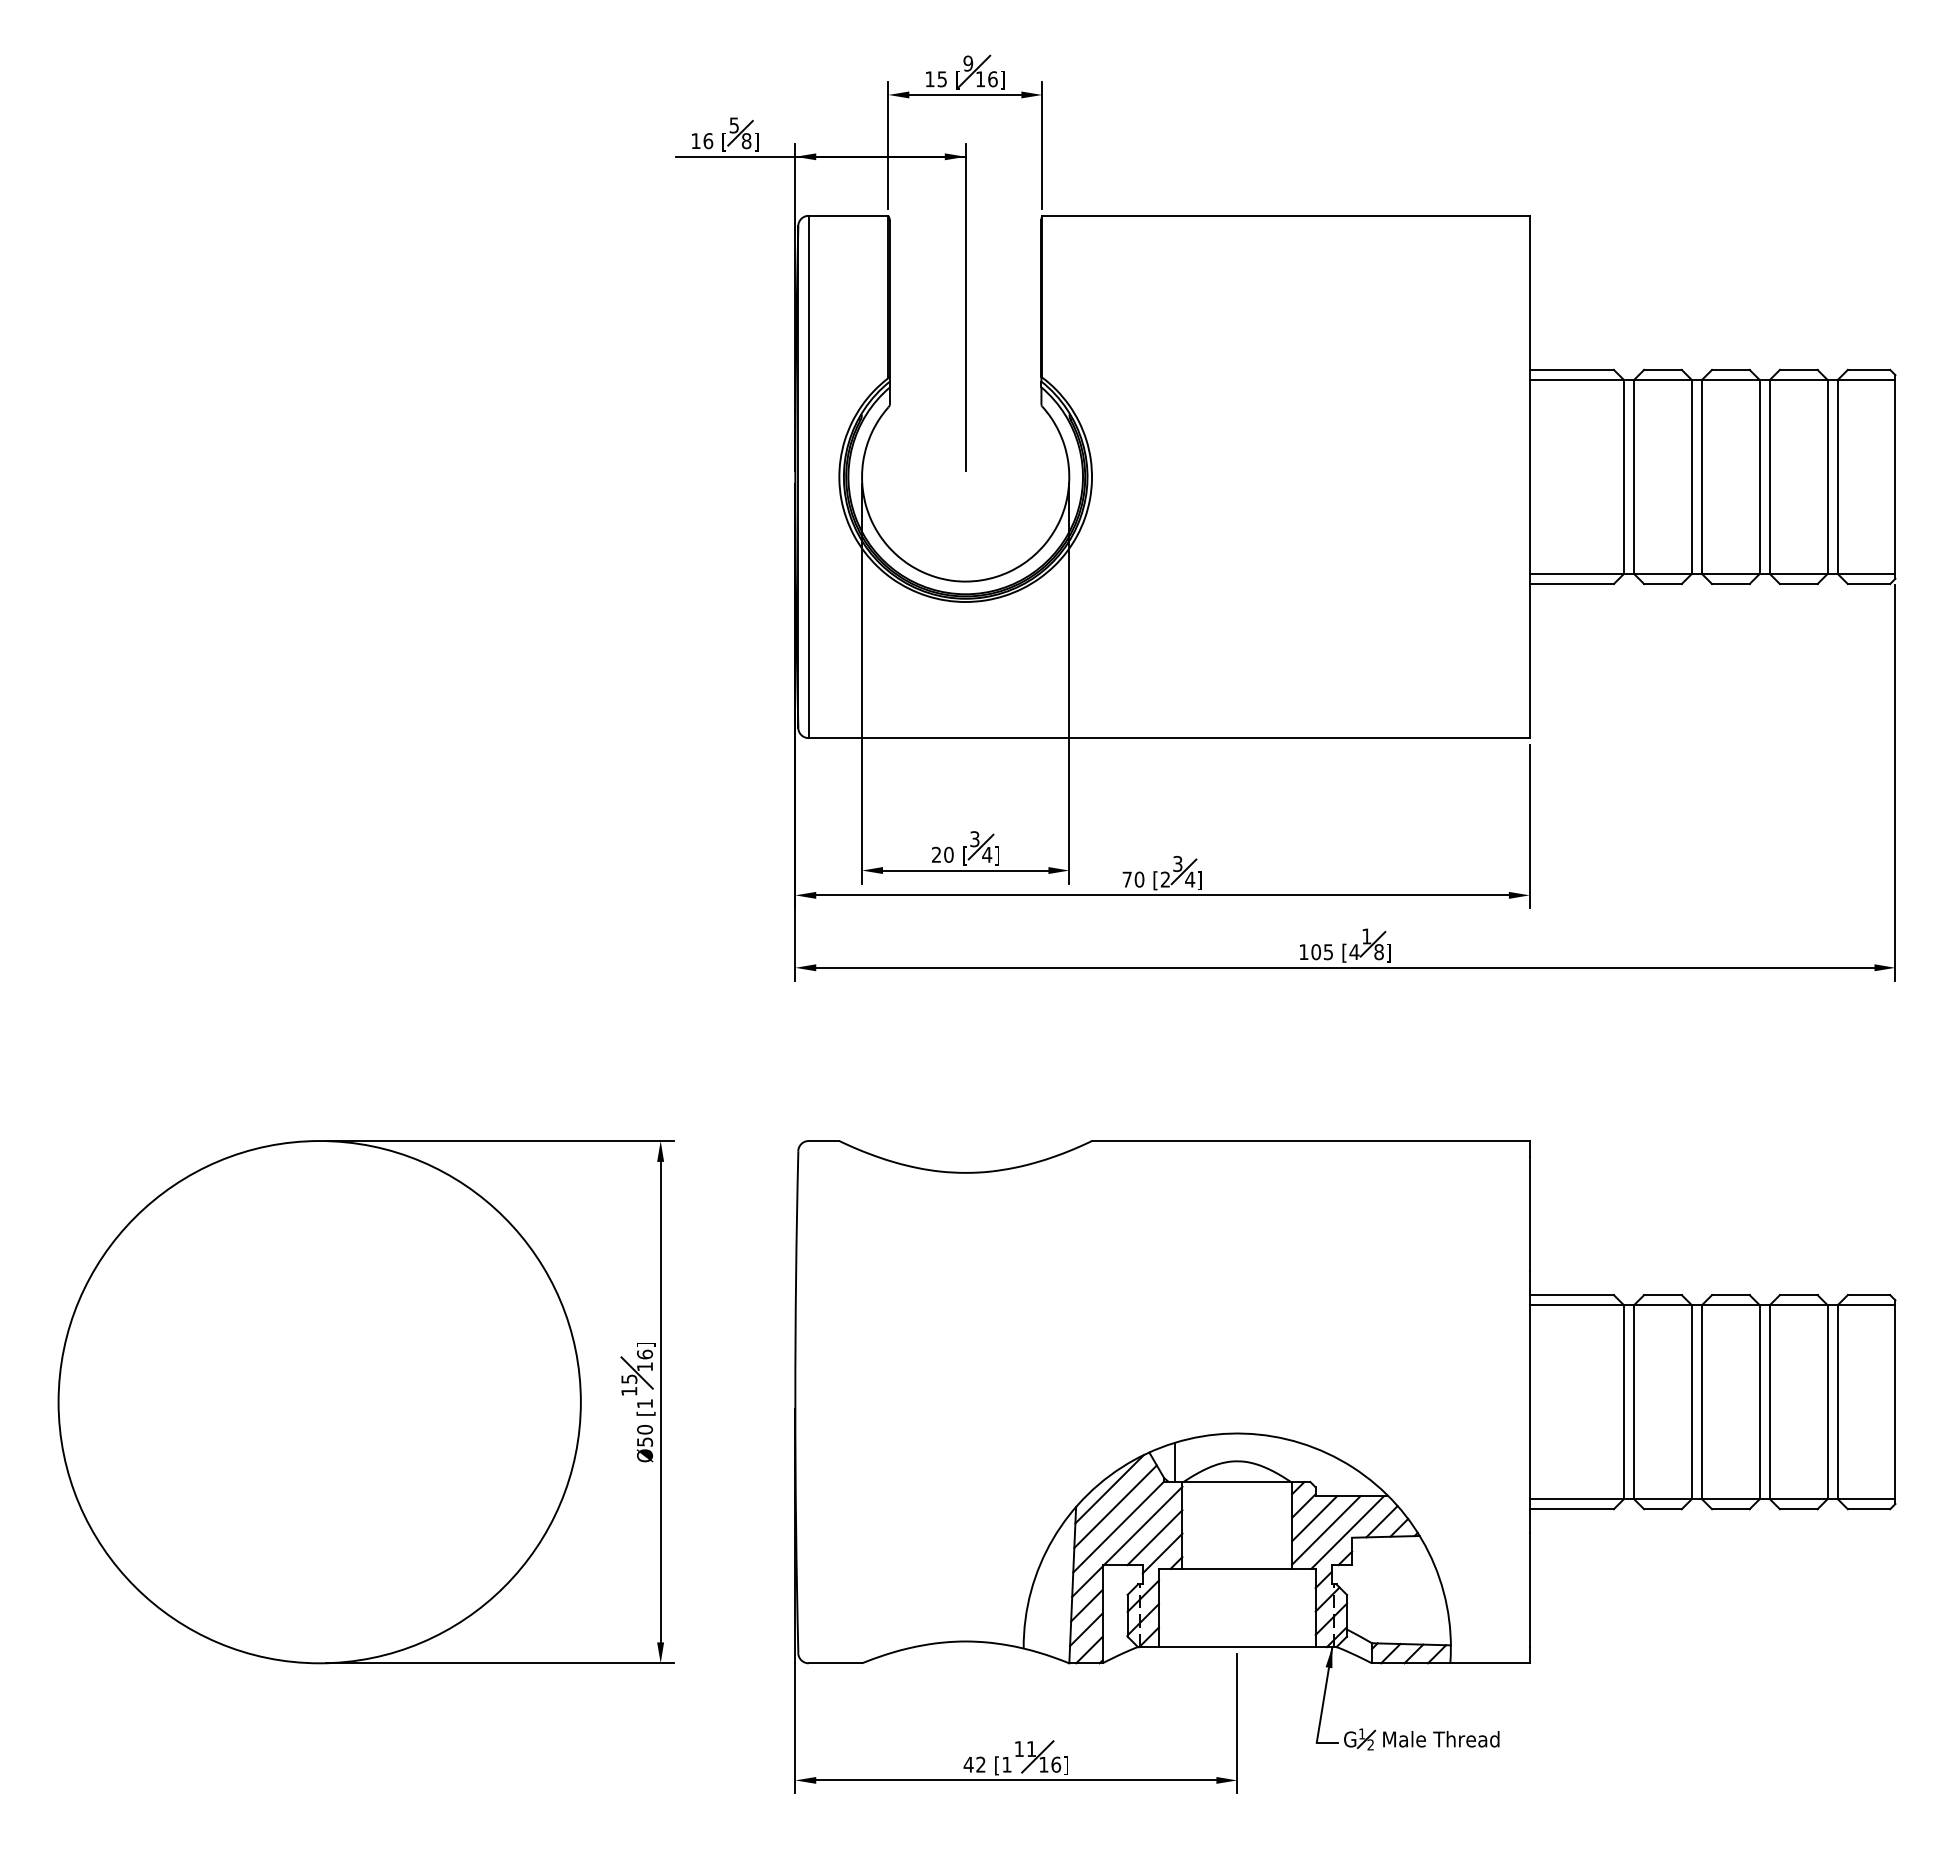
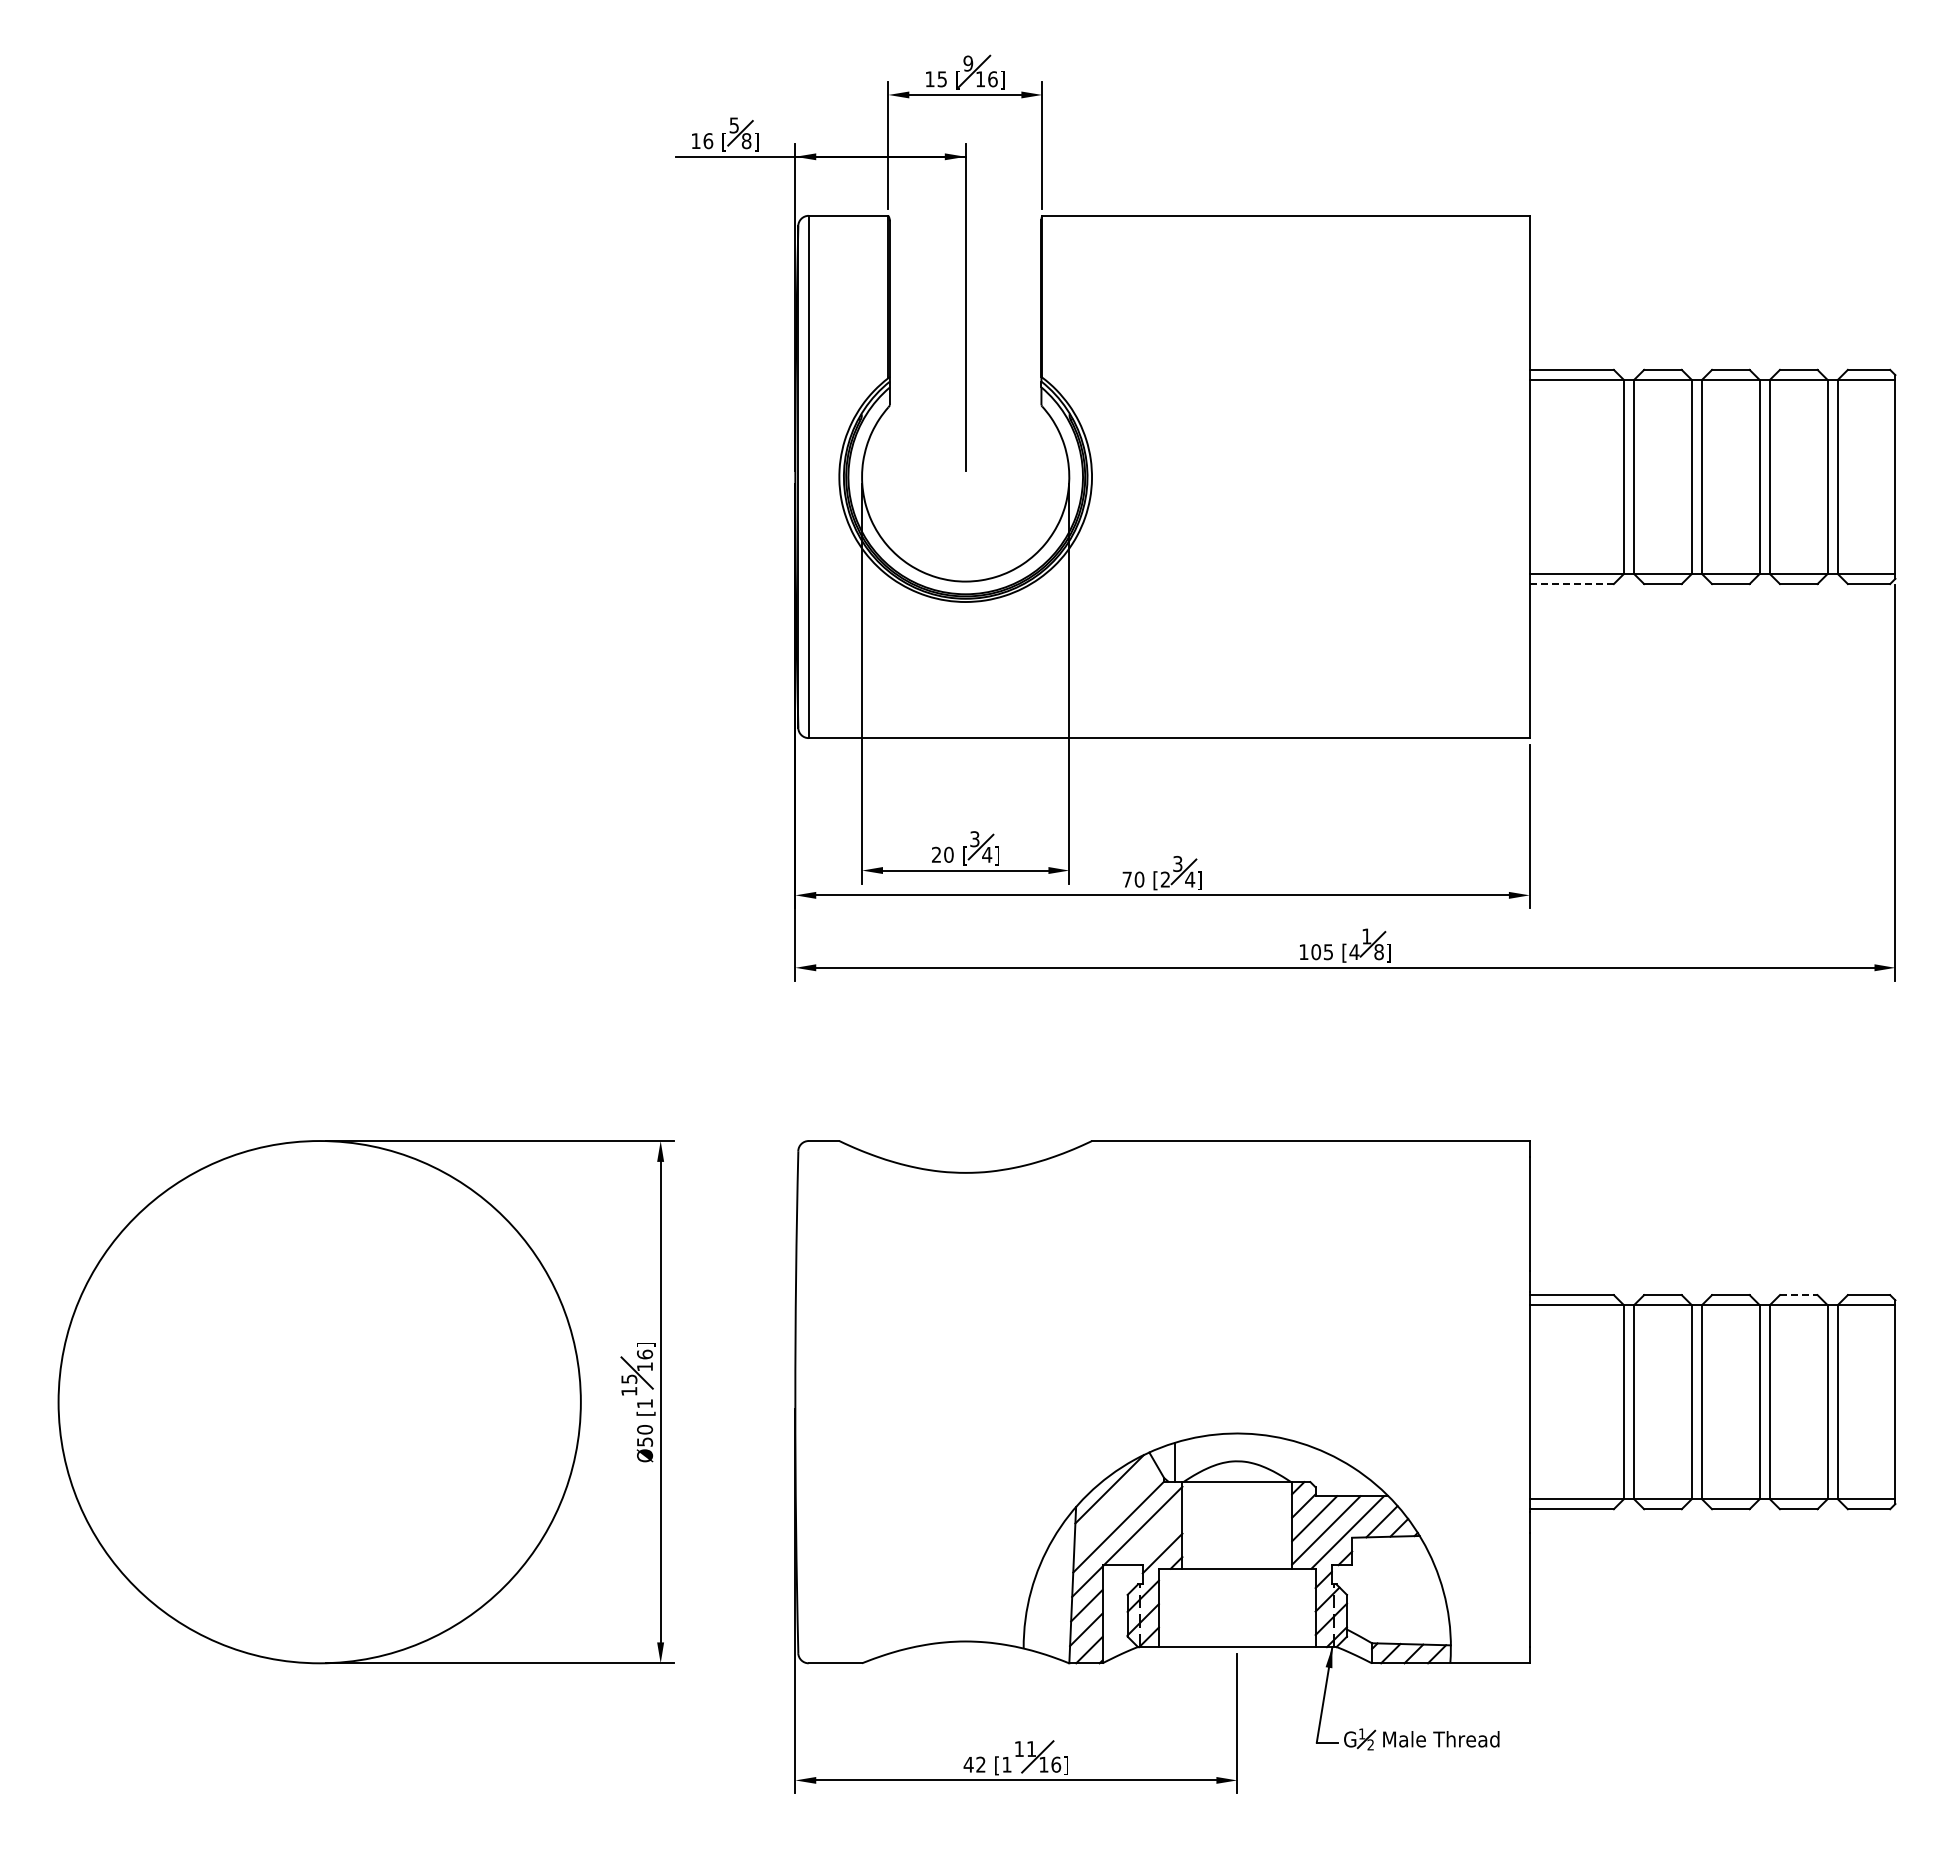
line: solid -> dashed (1572, 584)
line: solid -> dashed (1798, 1295)
line: present -> none (1115, 1506)
line: present -> none (1154, 1537)
